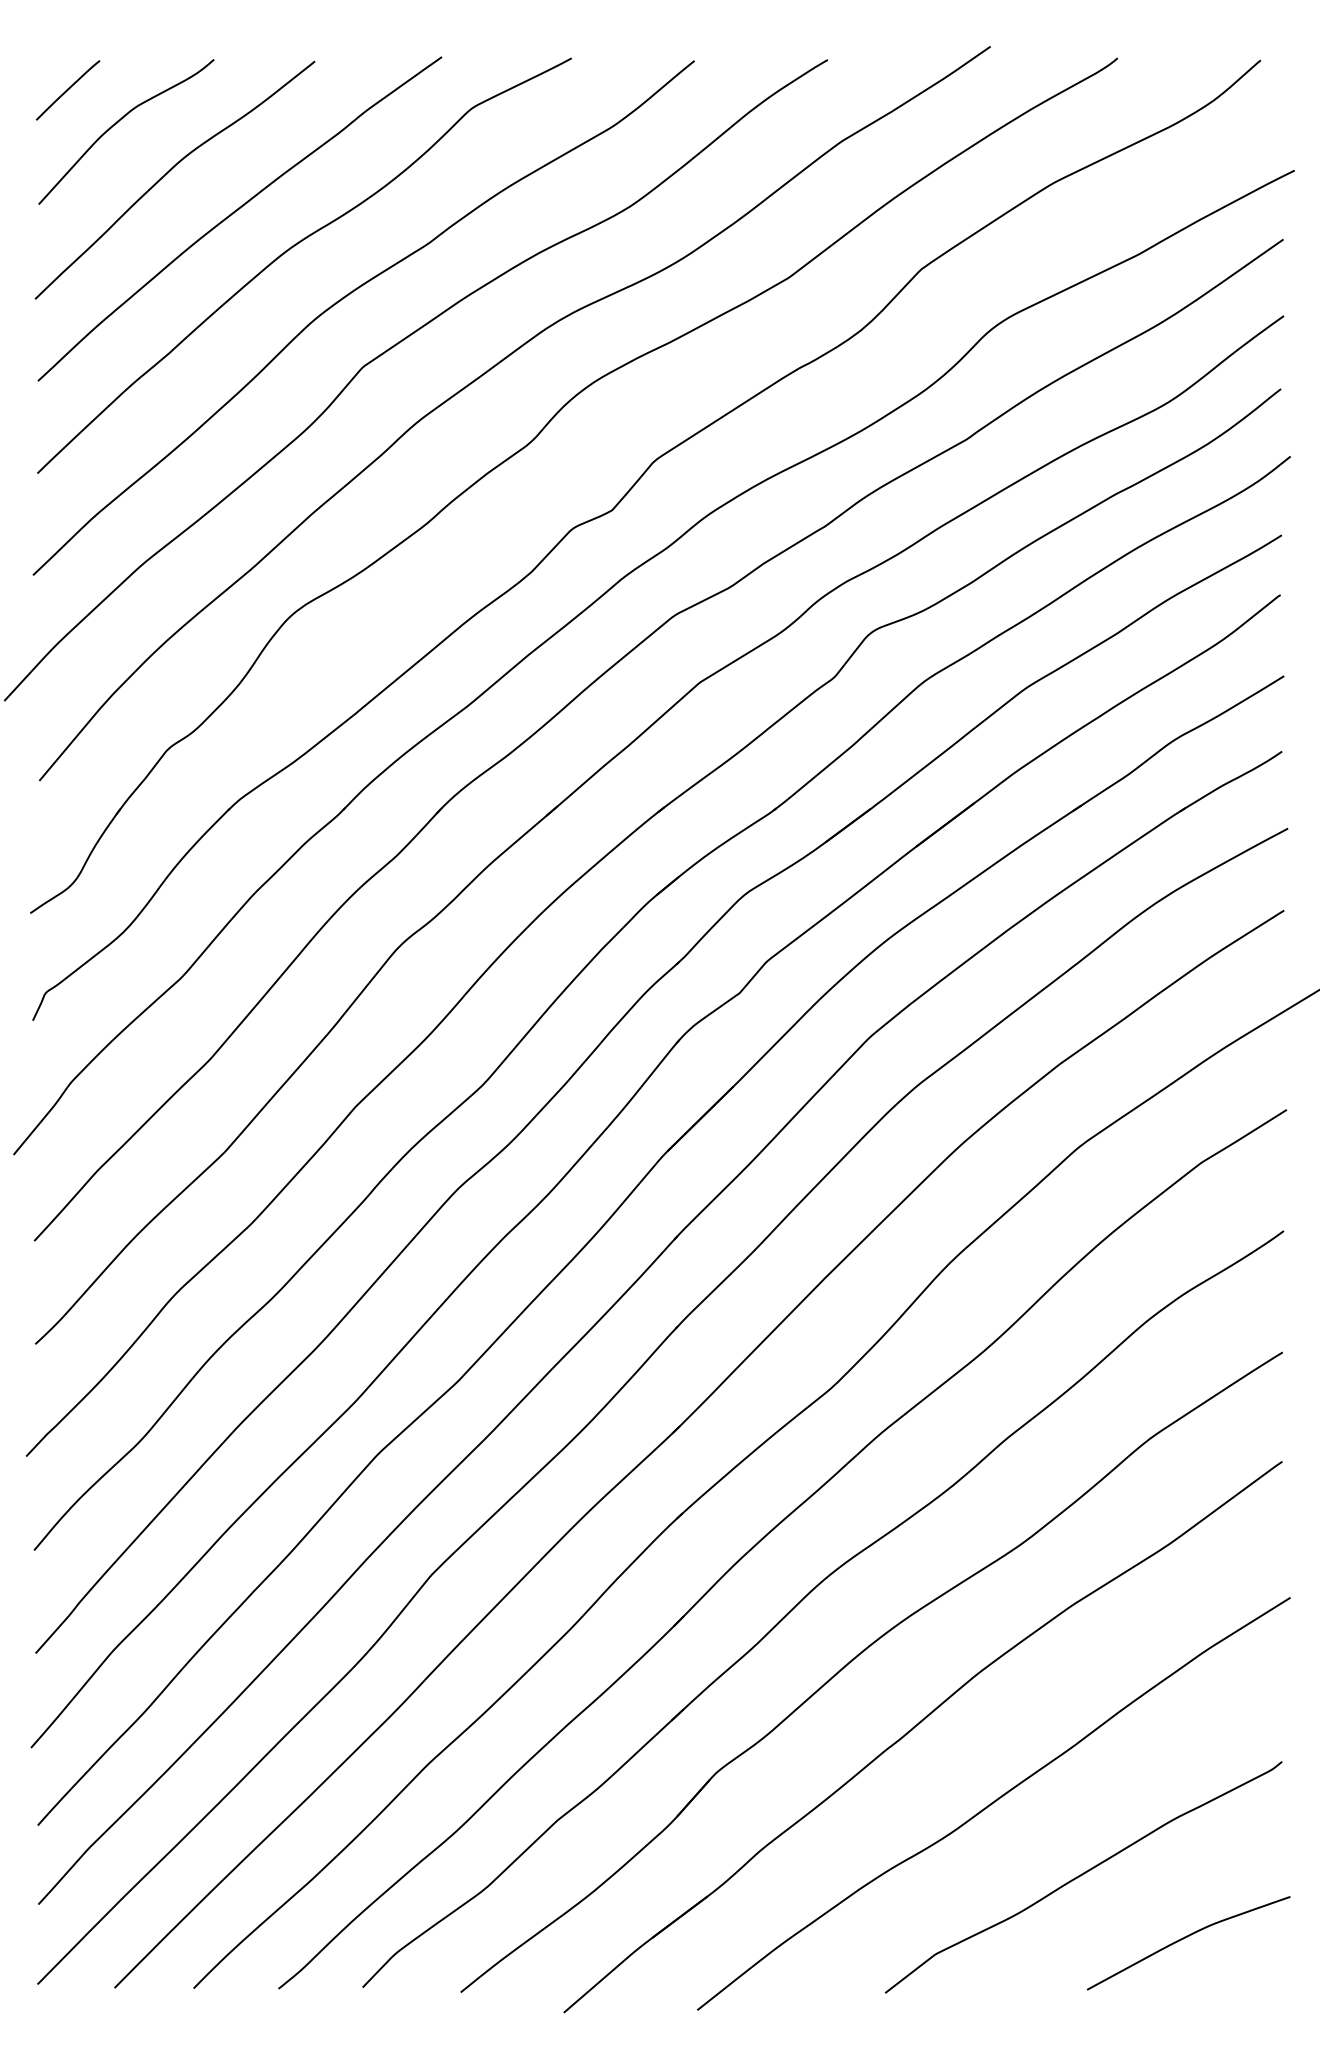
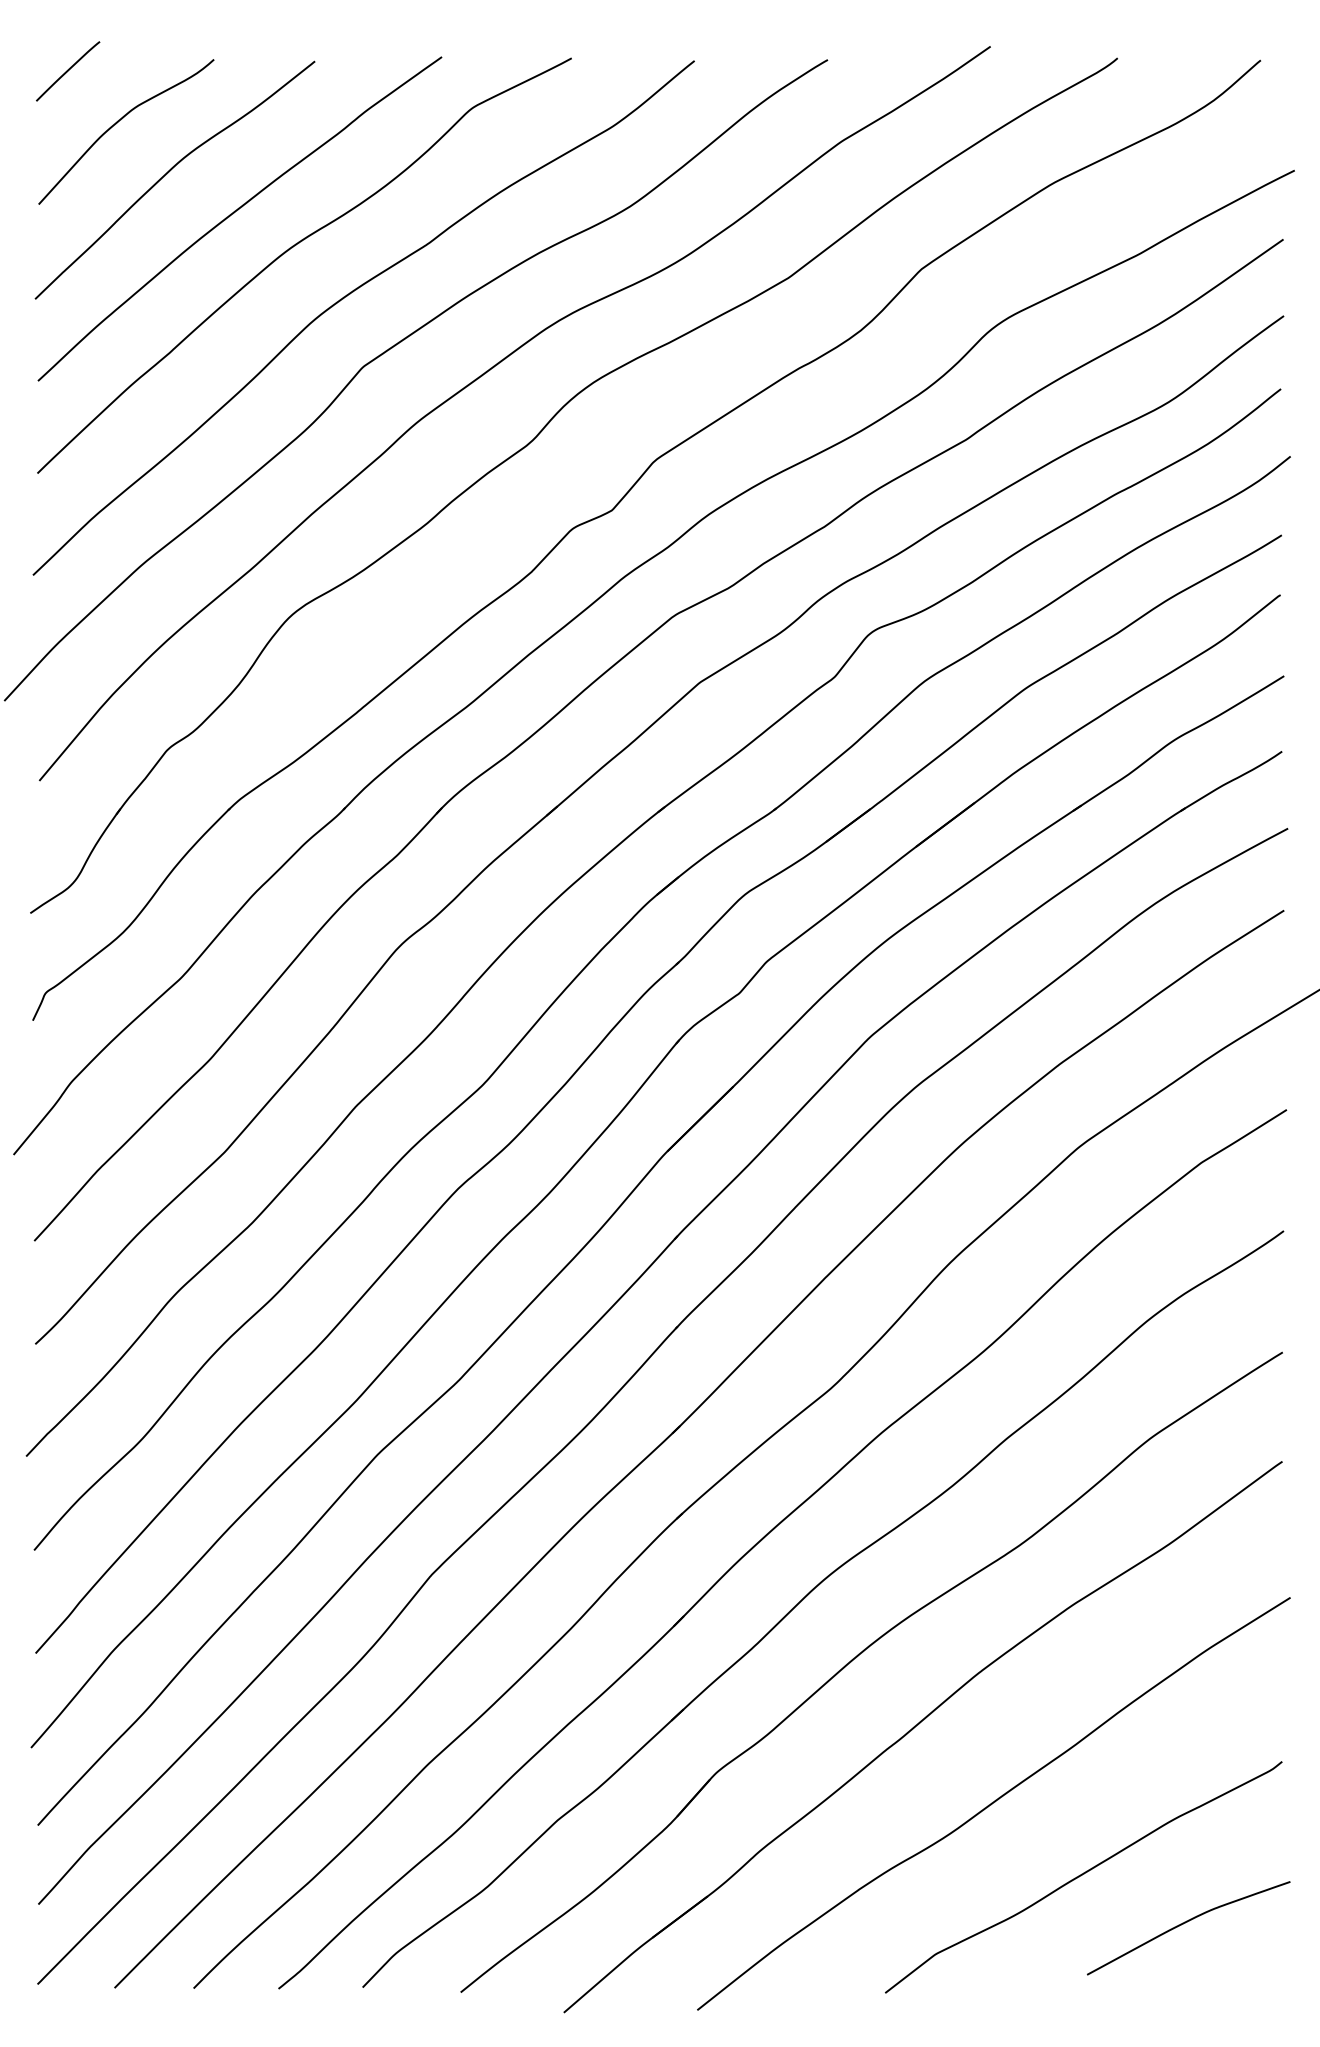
line position: (68, 90) -> (68, 71) (68, 71)
curve position: (1185, 1938) -> (1185, 1923) (1185, 1923)
